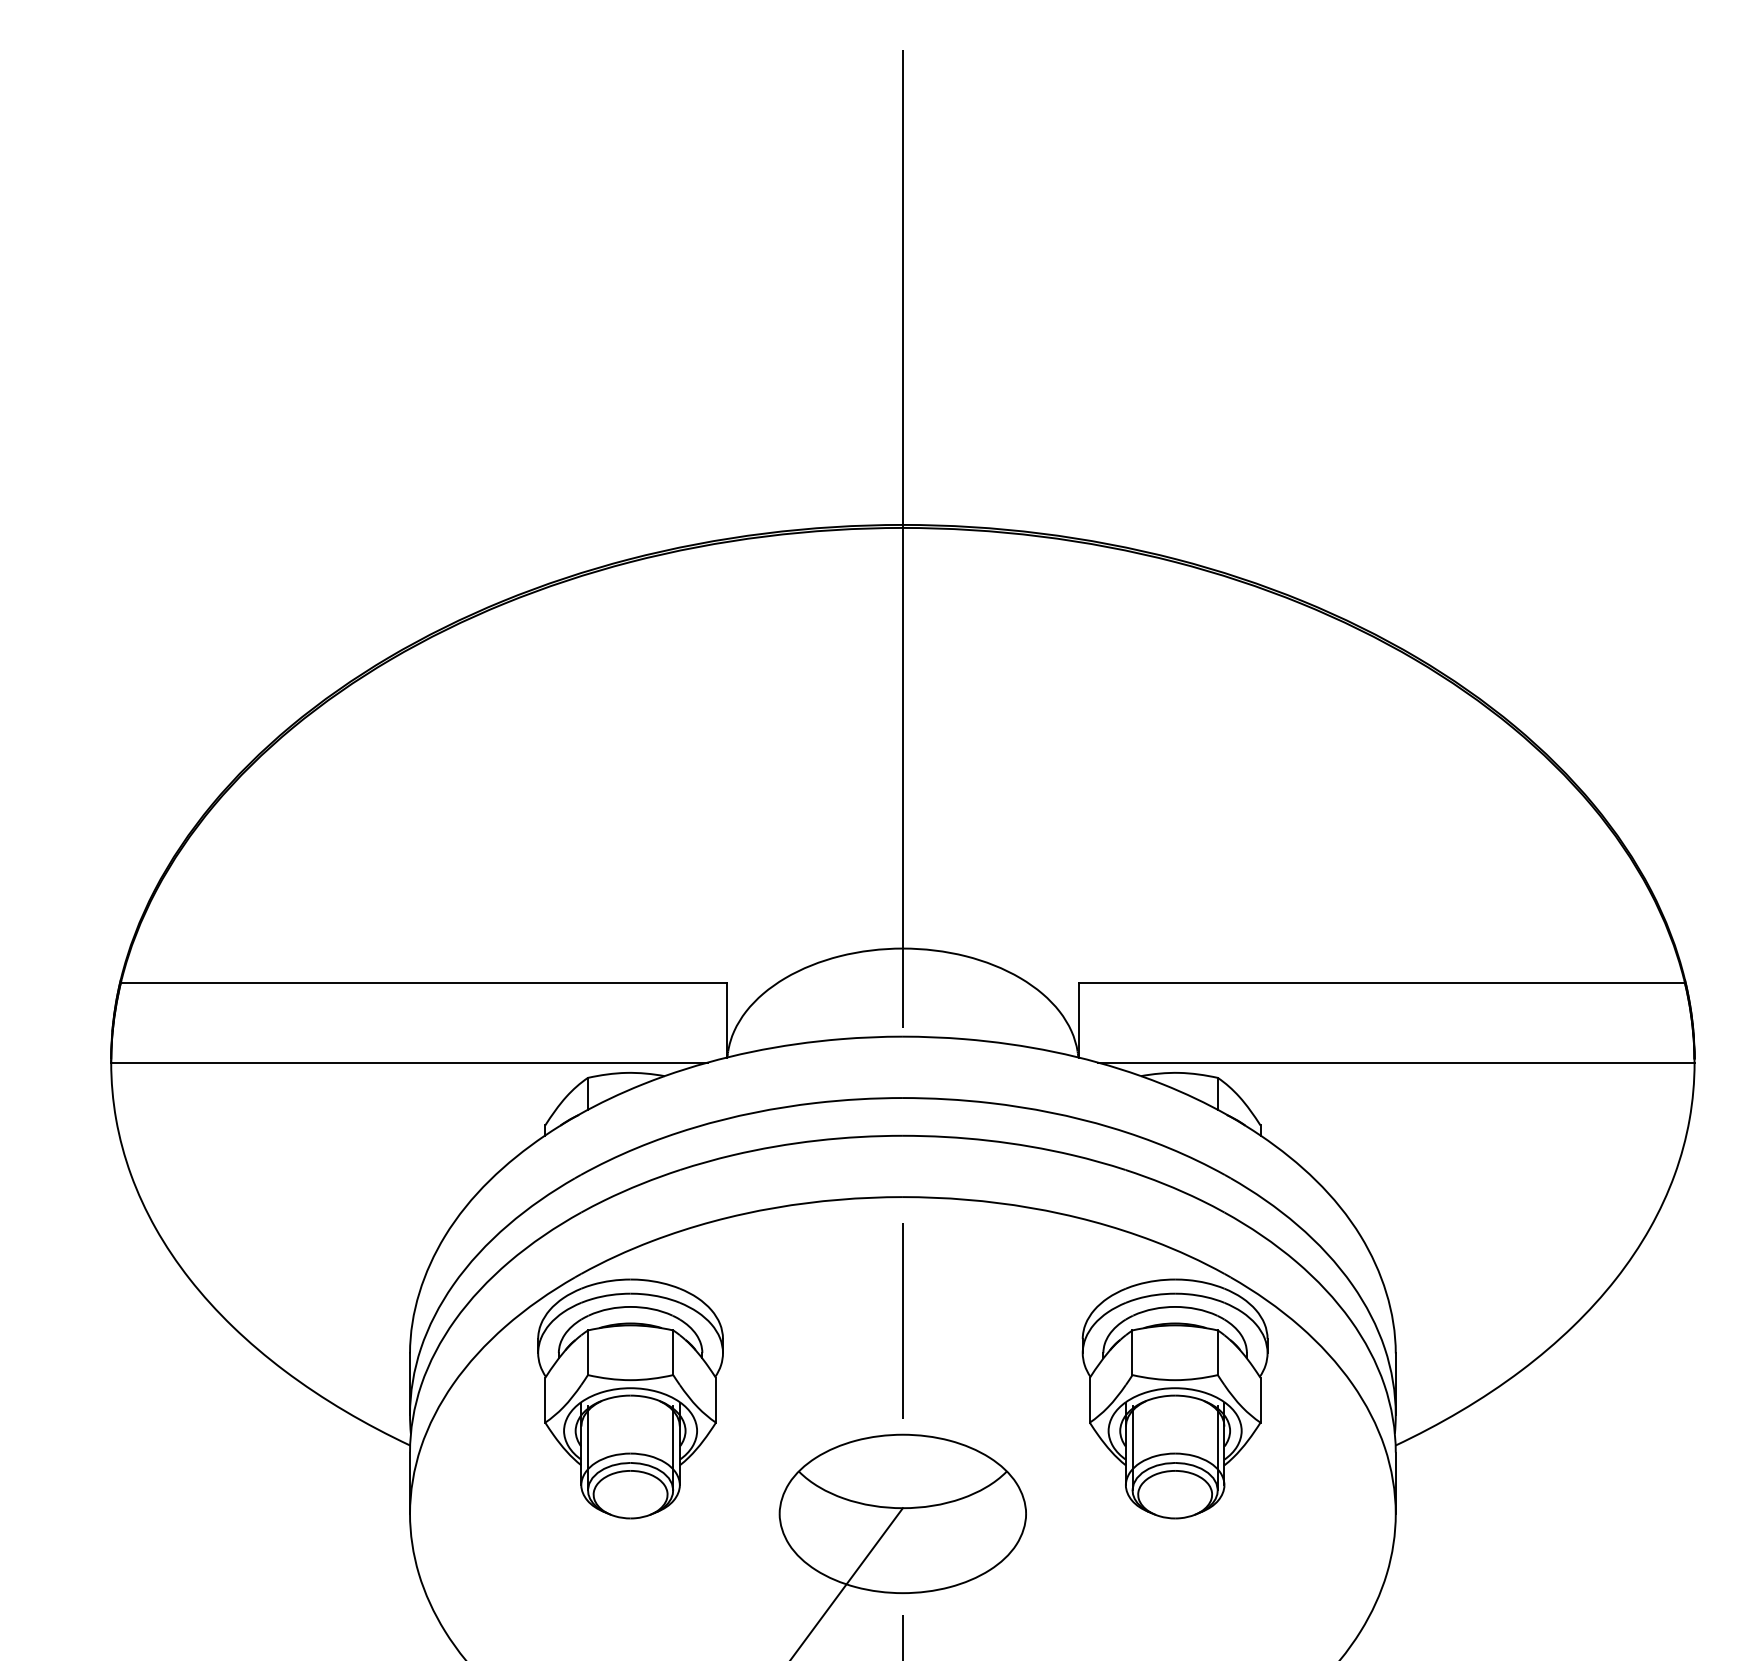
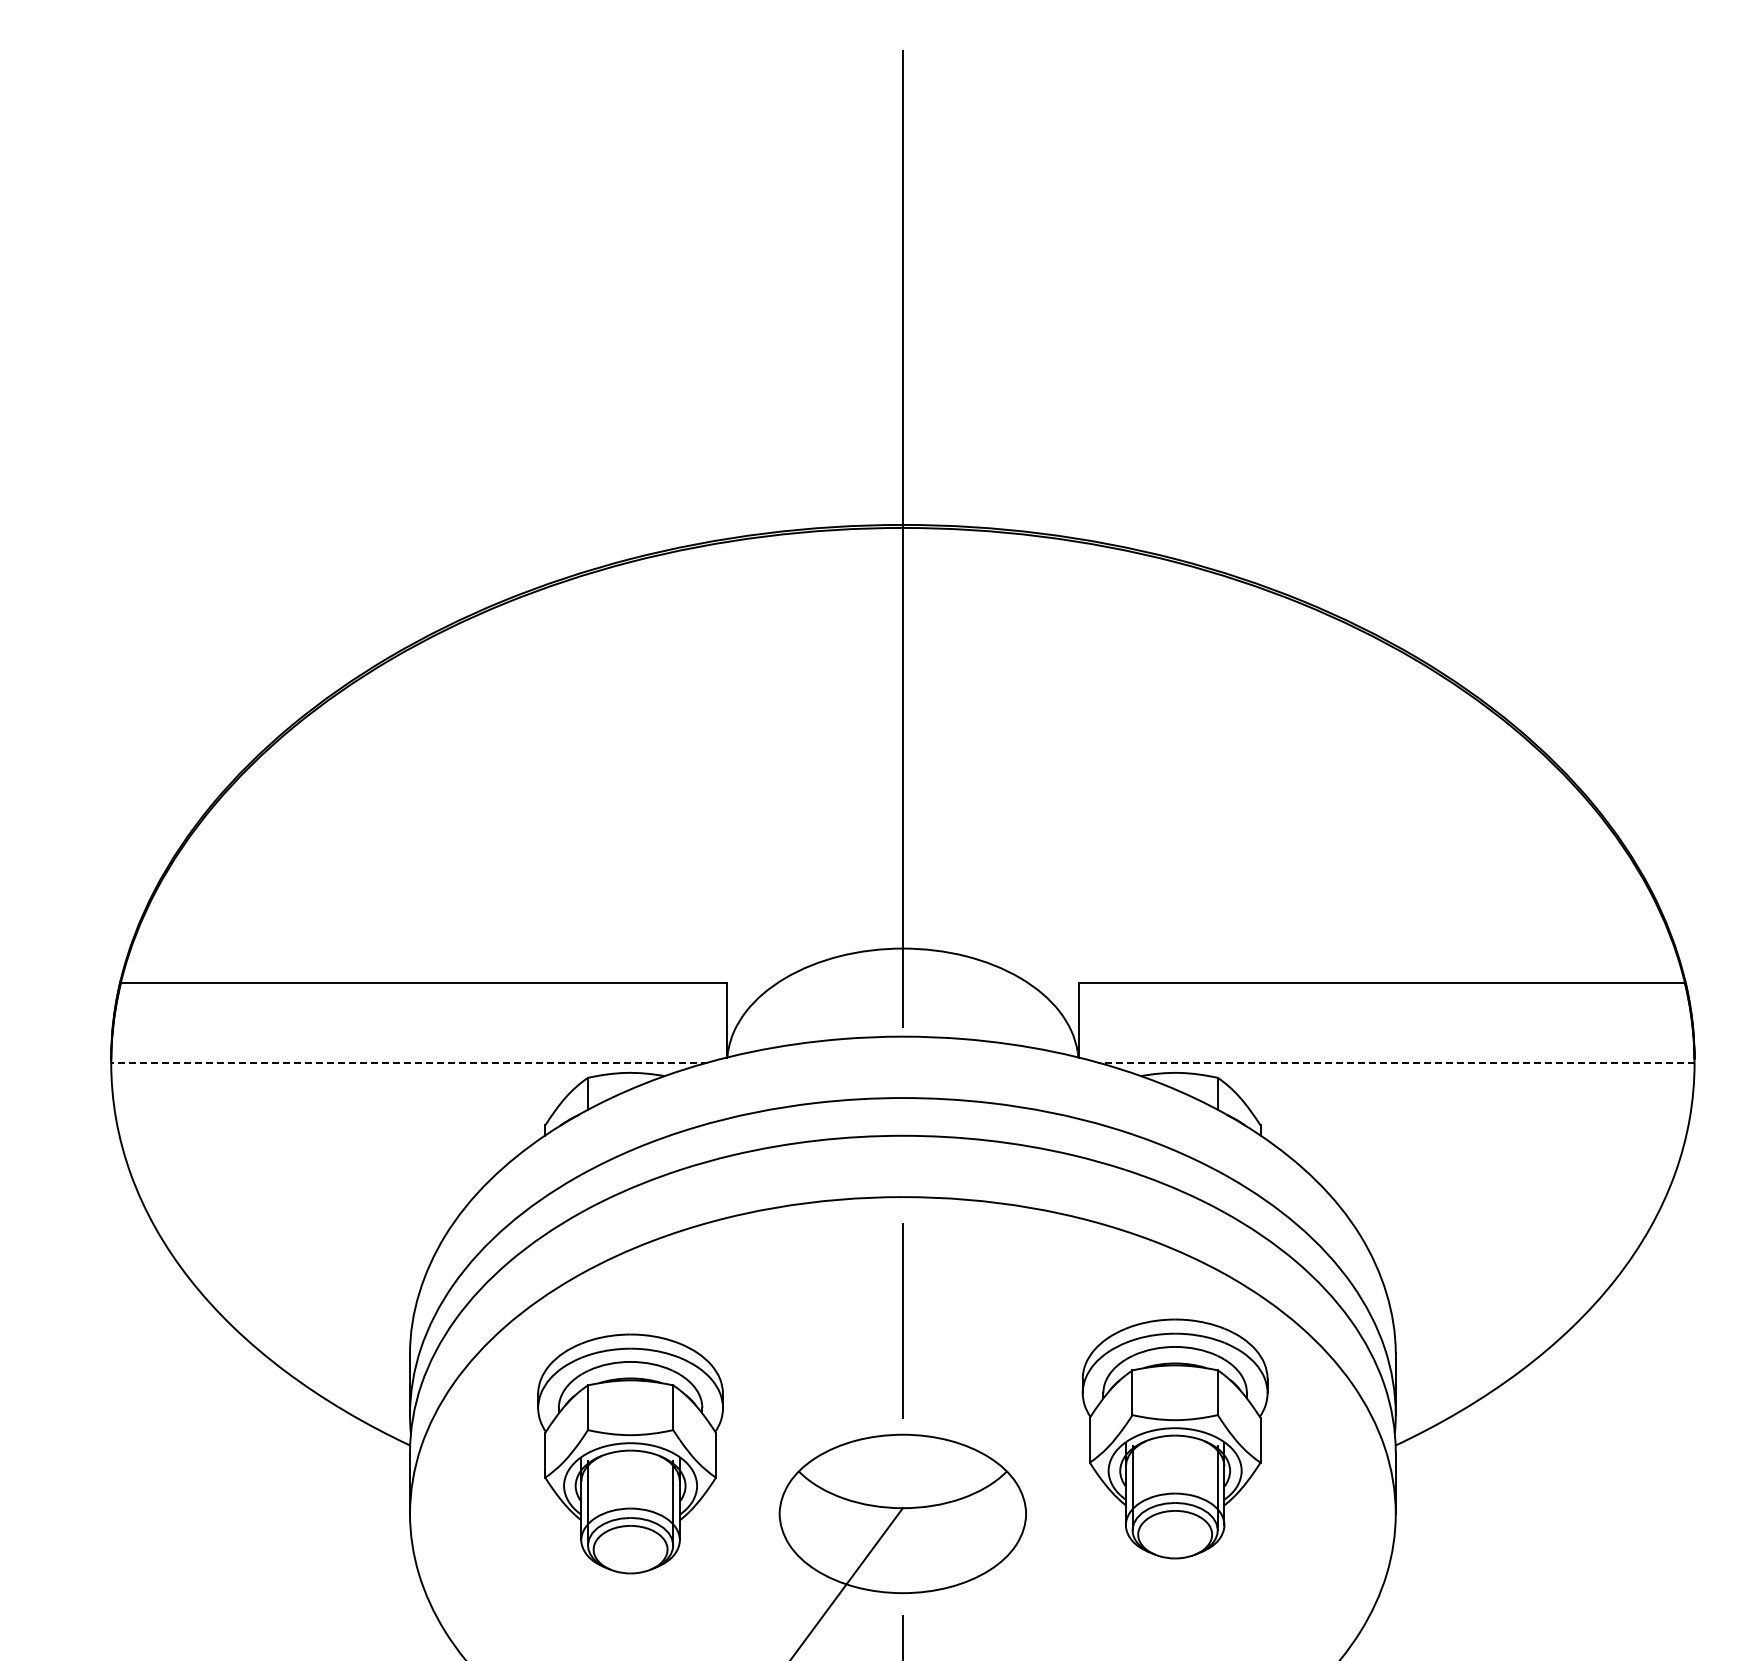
line: solid -> dashed (409, 1062)
line: solid -> dashed (1395, 1062)
part position: (630, 1398) -> (630, 1453) (630, 1453)
part position: (1174, 1398) -> (1174, 1438) (1174, 1438)
